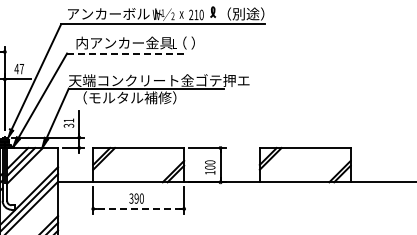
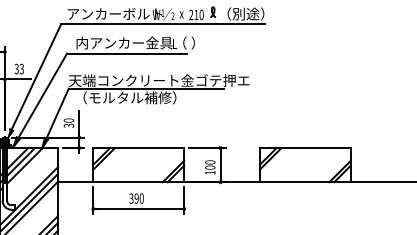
line: dashed -> solid (127, 53)
text: 47 -> 33 (19, 68)
text: 31 -> 30 (68, 120)
line: dashed -> solid (138, 208)
